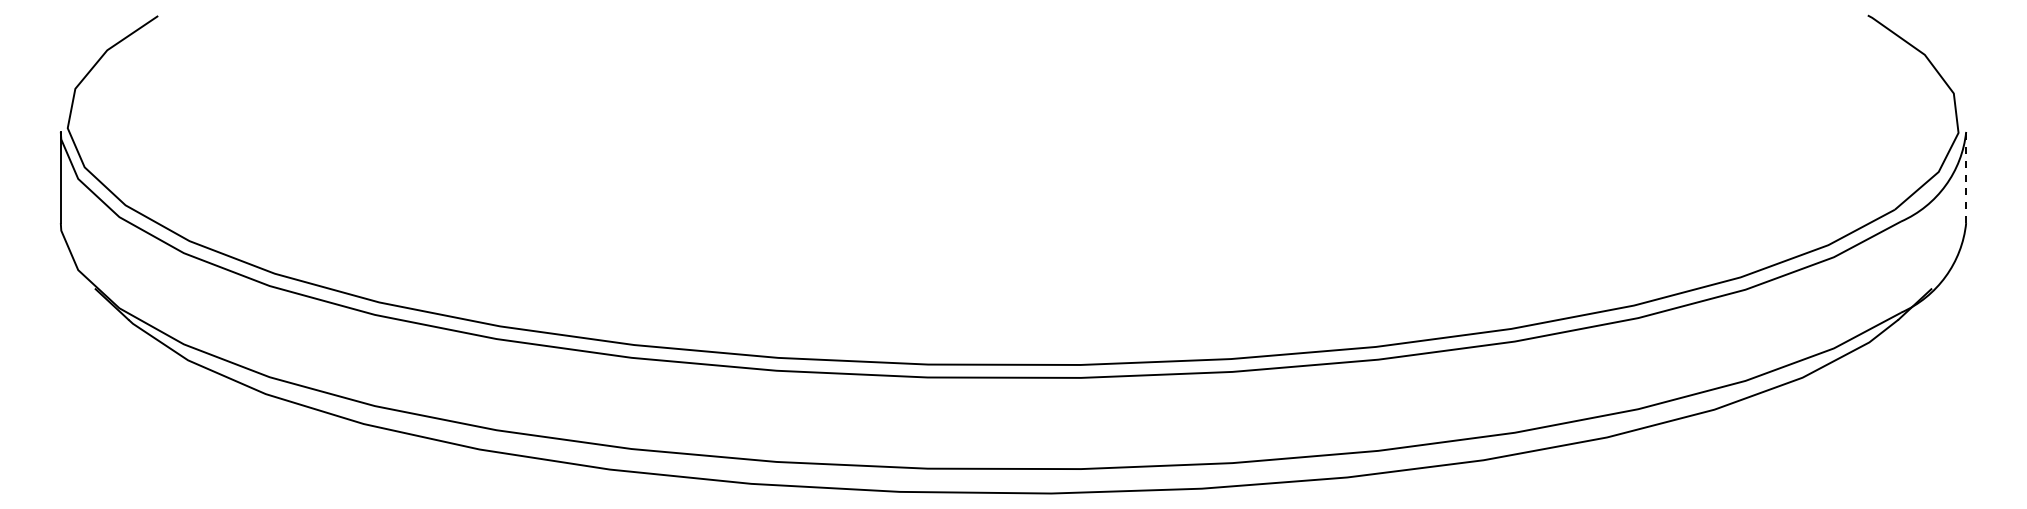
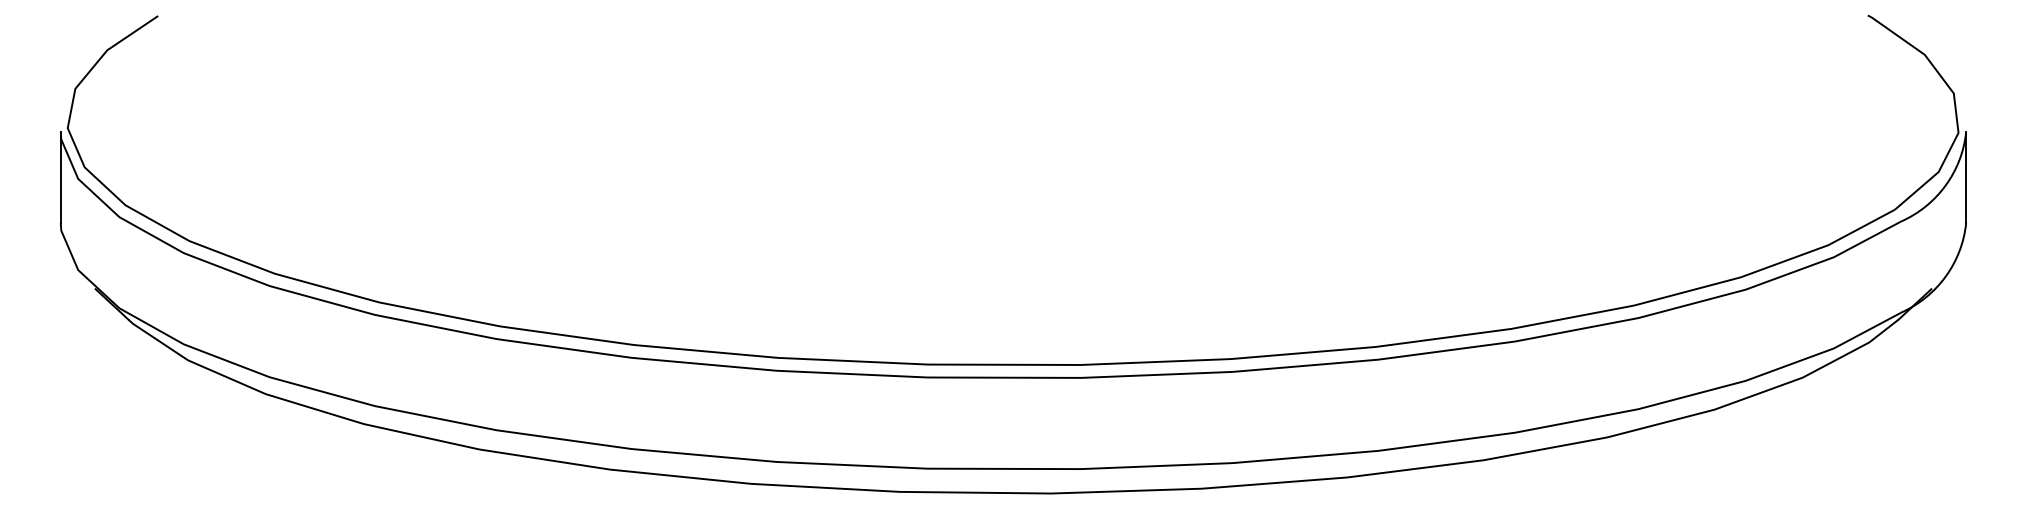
line: dashed -> solid (1966, 177)
